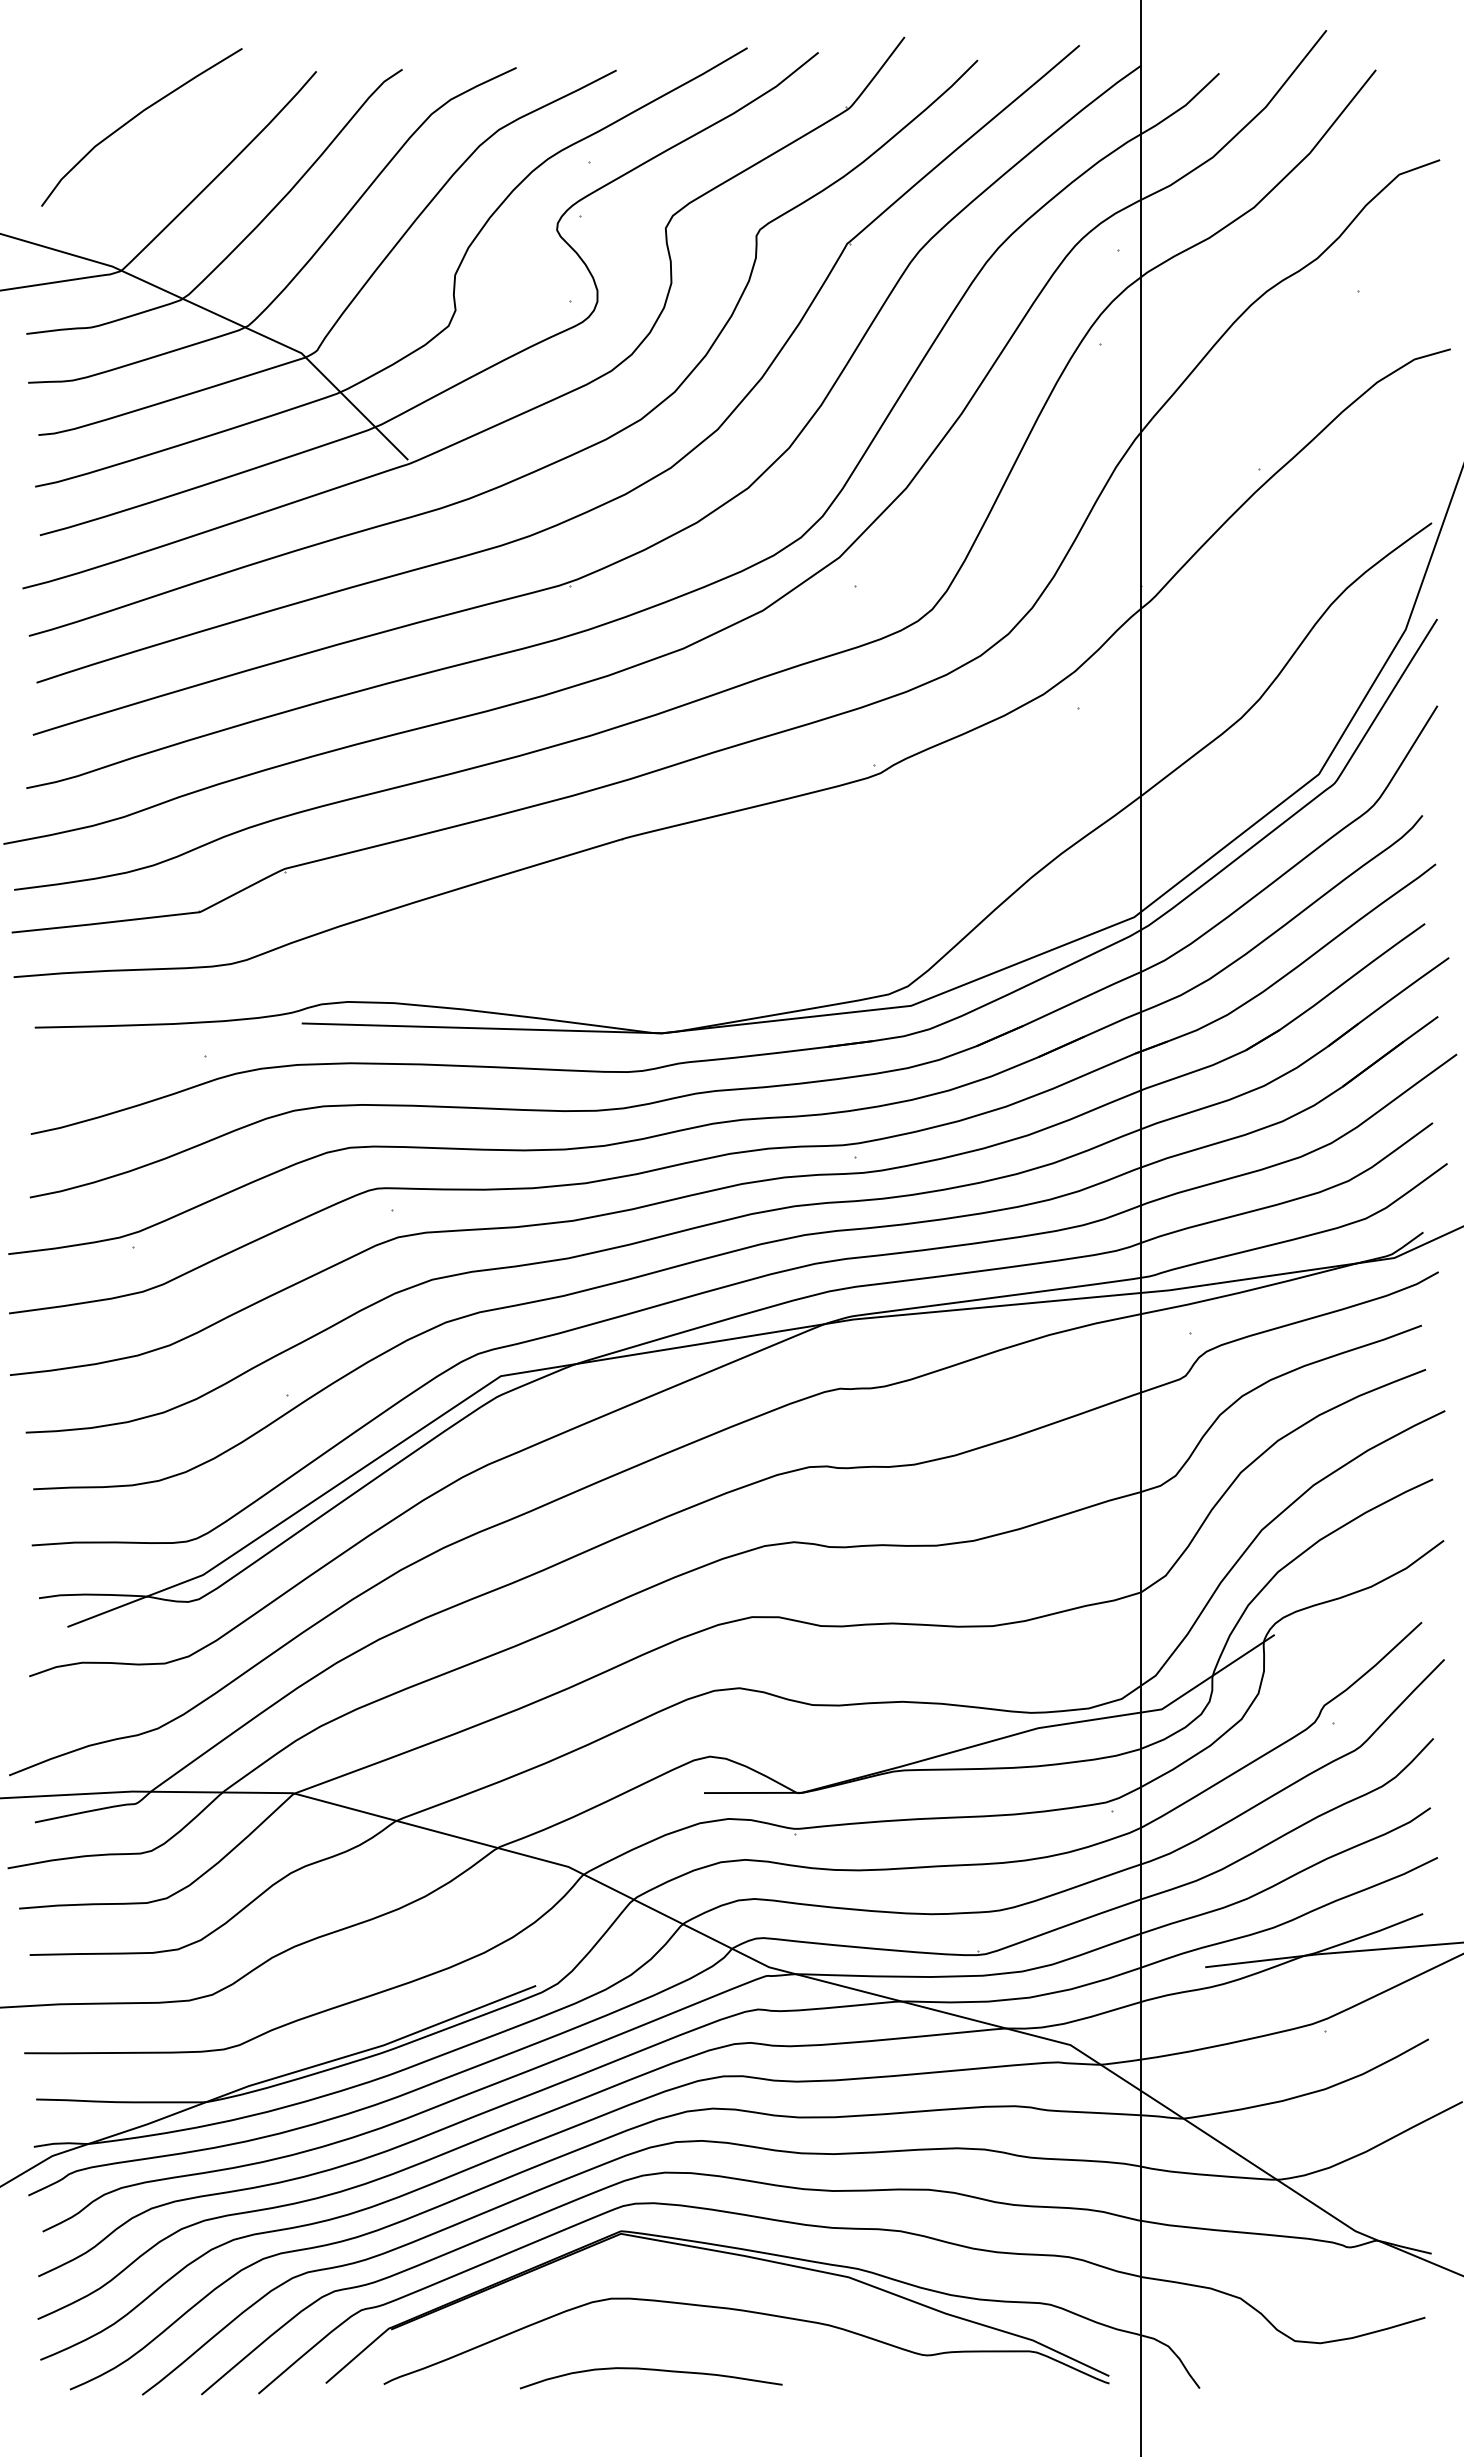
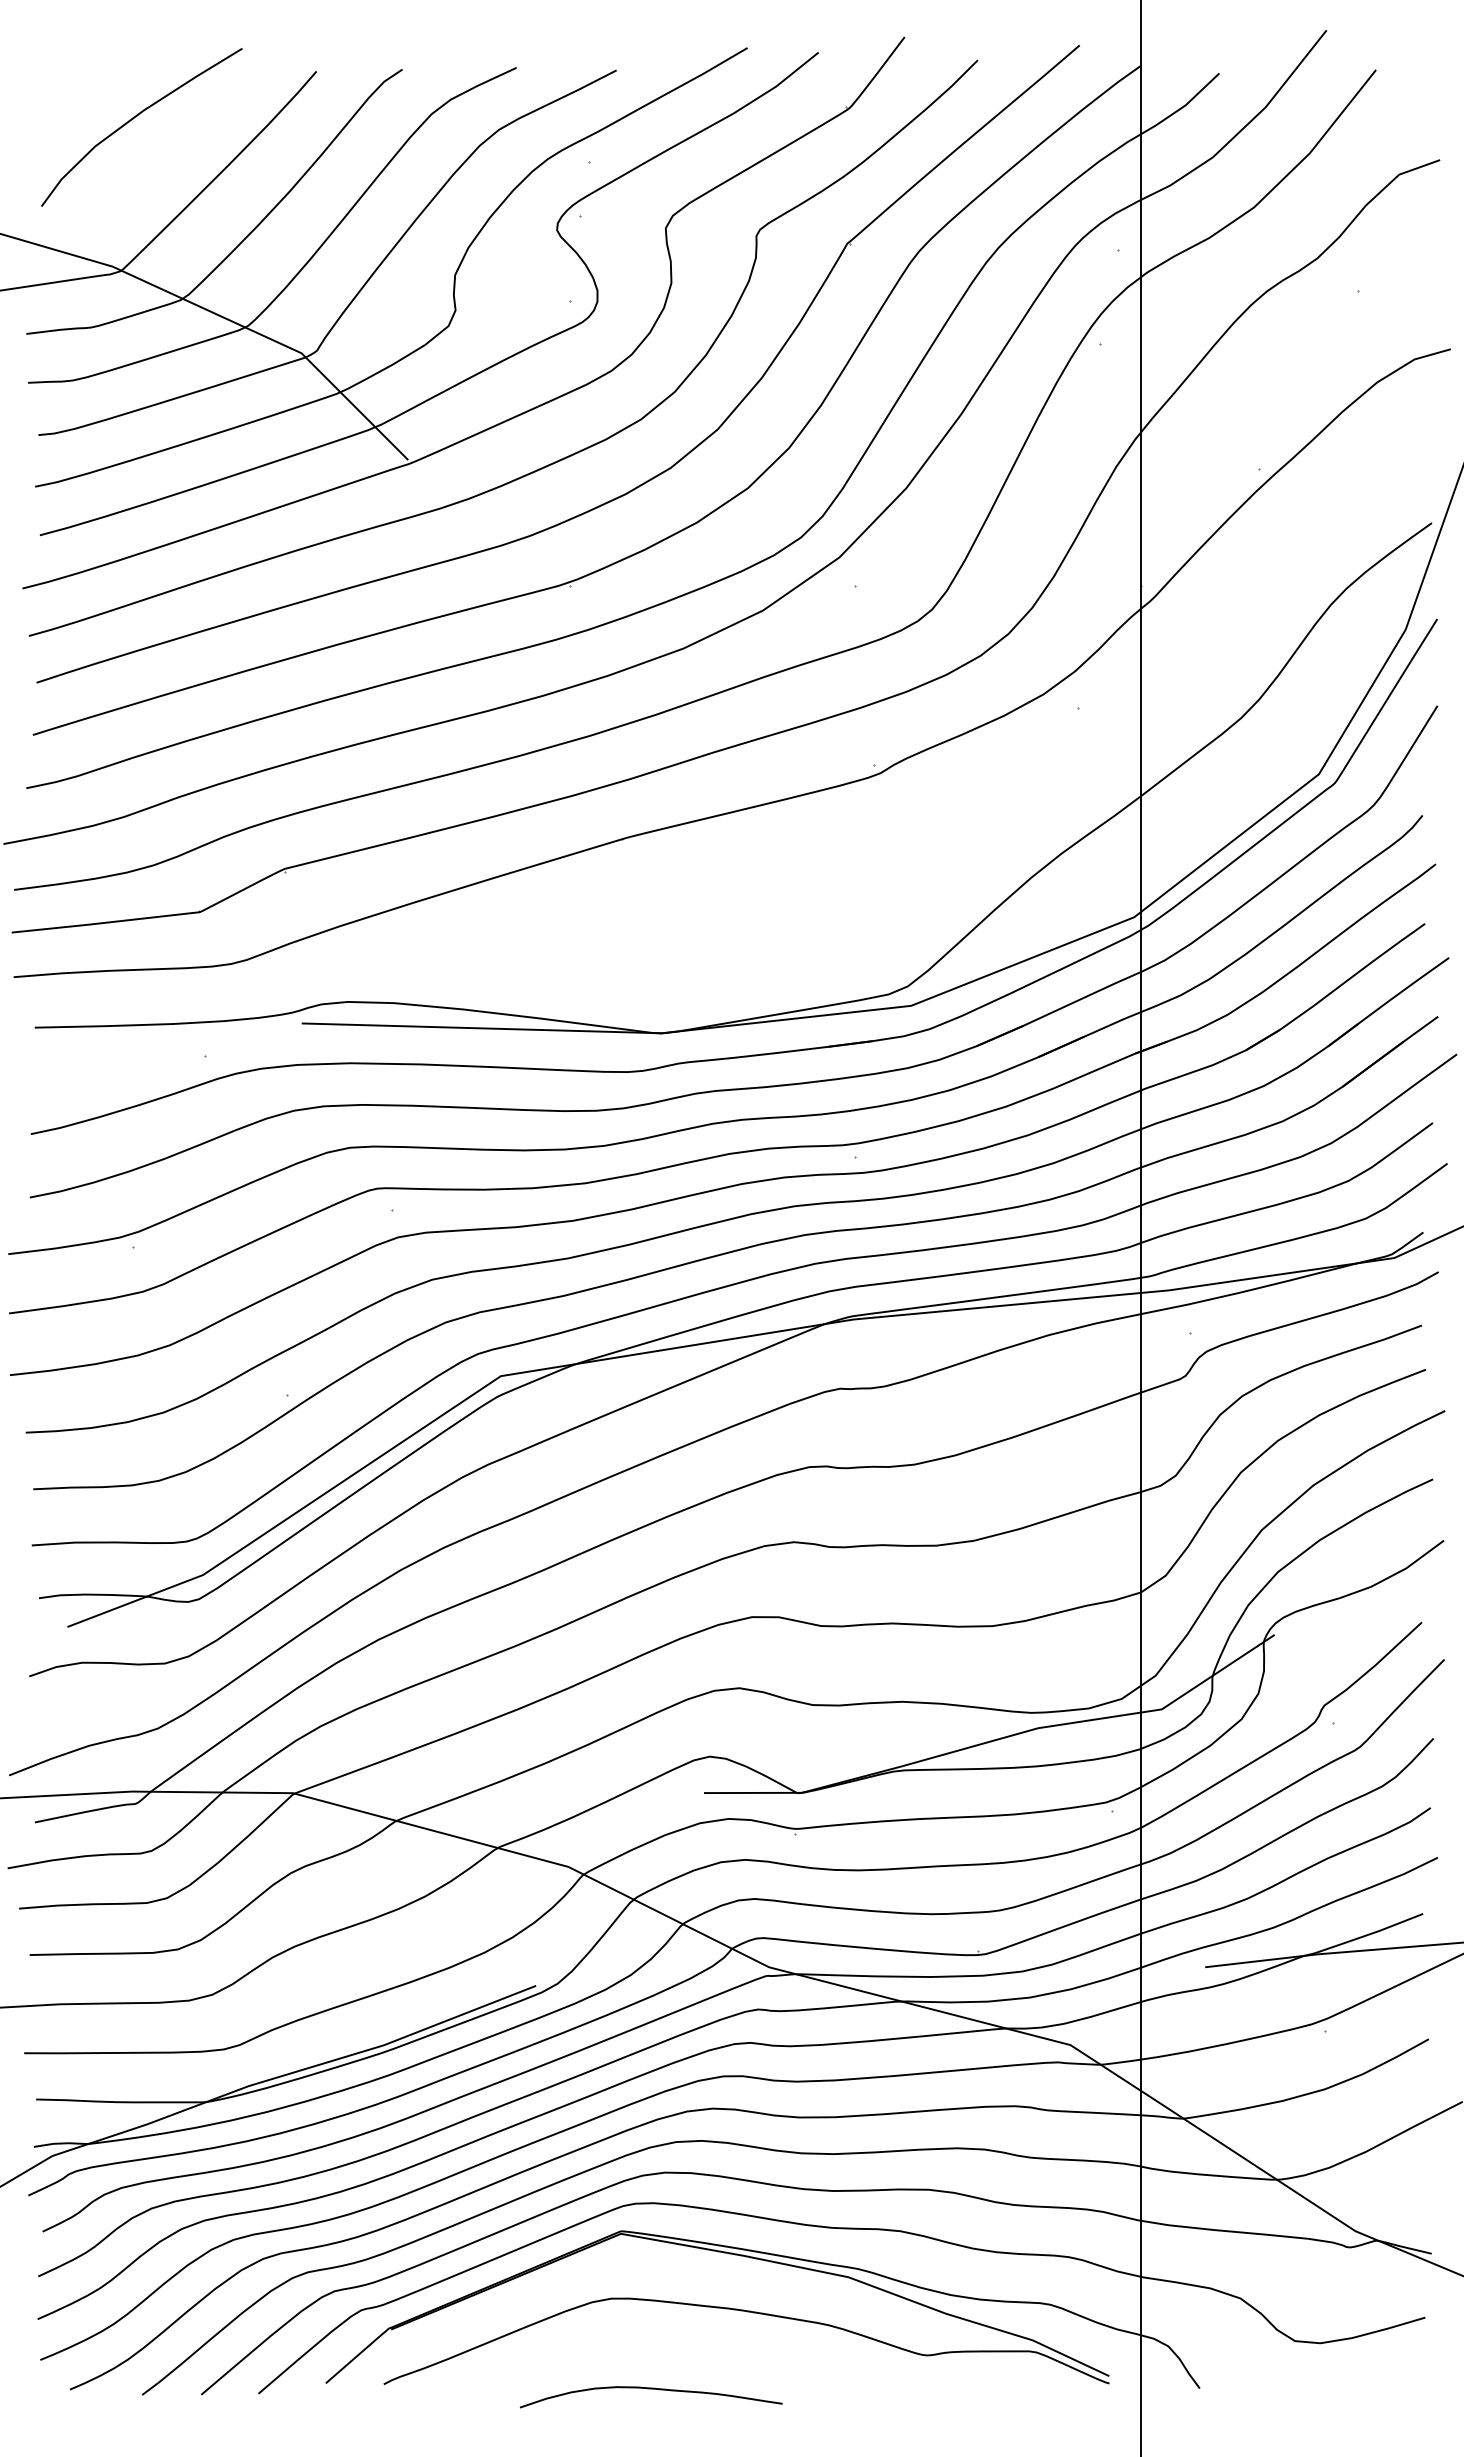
curve position: (651, 2370) -> (651, 2389) (651, 2389)
